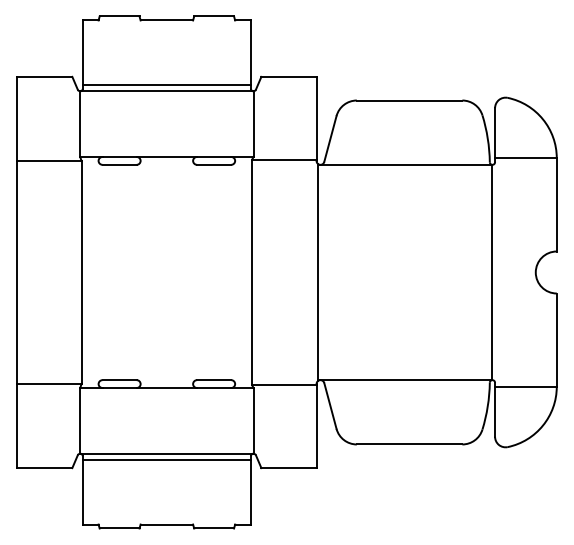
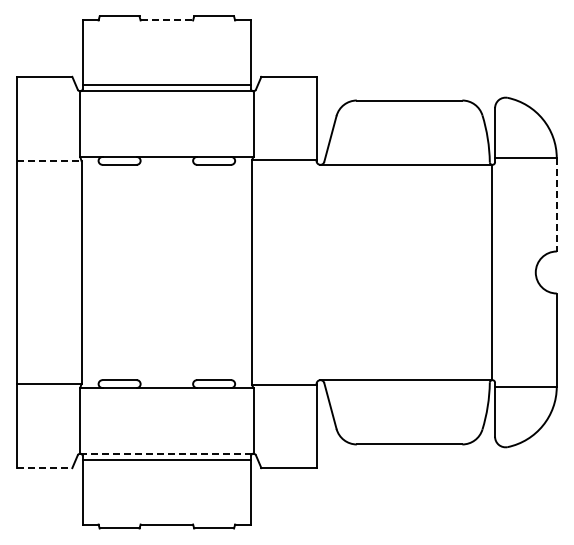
line: solid -> dashed (167, 20)
line: solid -> dashed (49, 160)
line: solid -> dashed (556, 204)
line: present -> none (317, 272)
line: solid -> dashed (166, 453)
line: solid -> dashed (44, 468)
